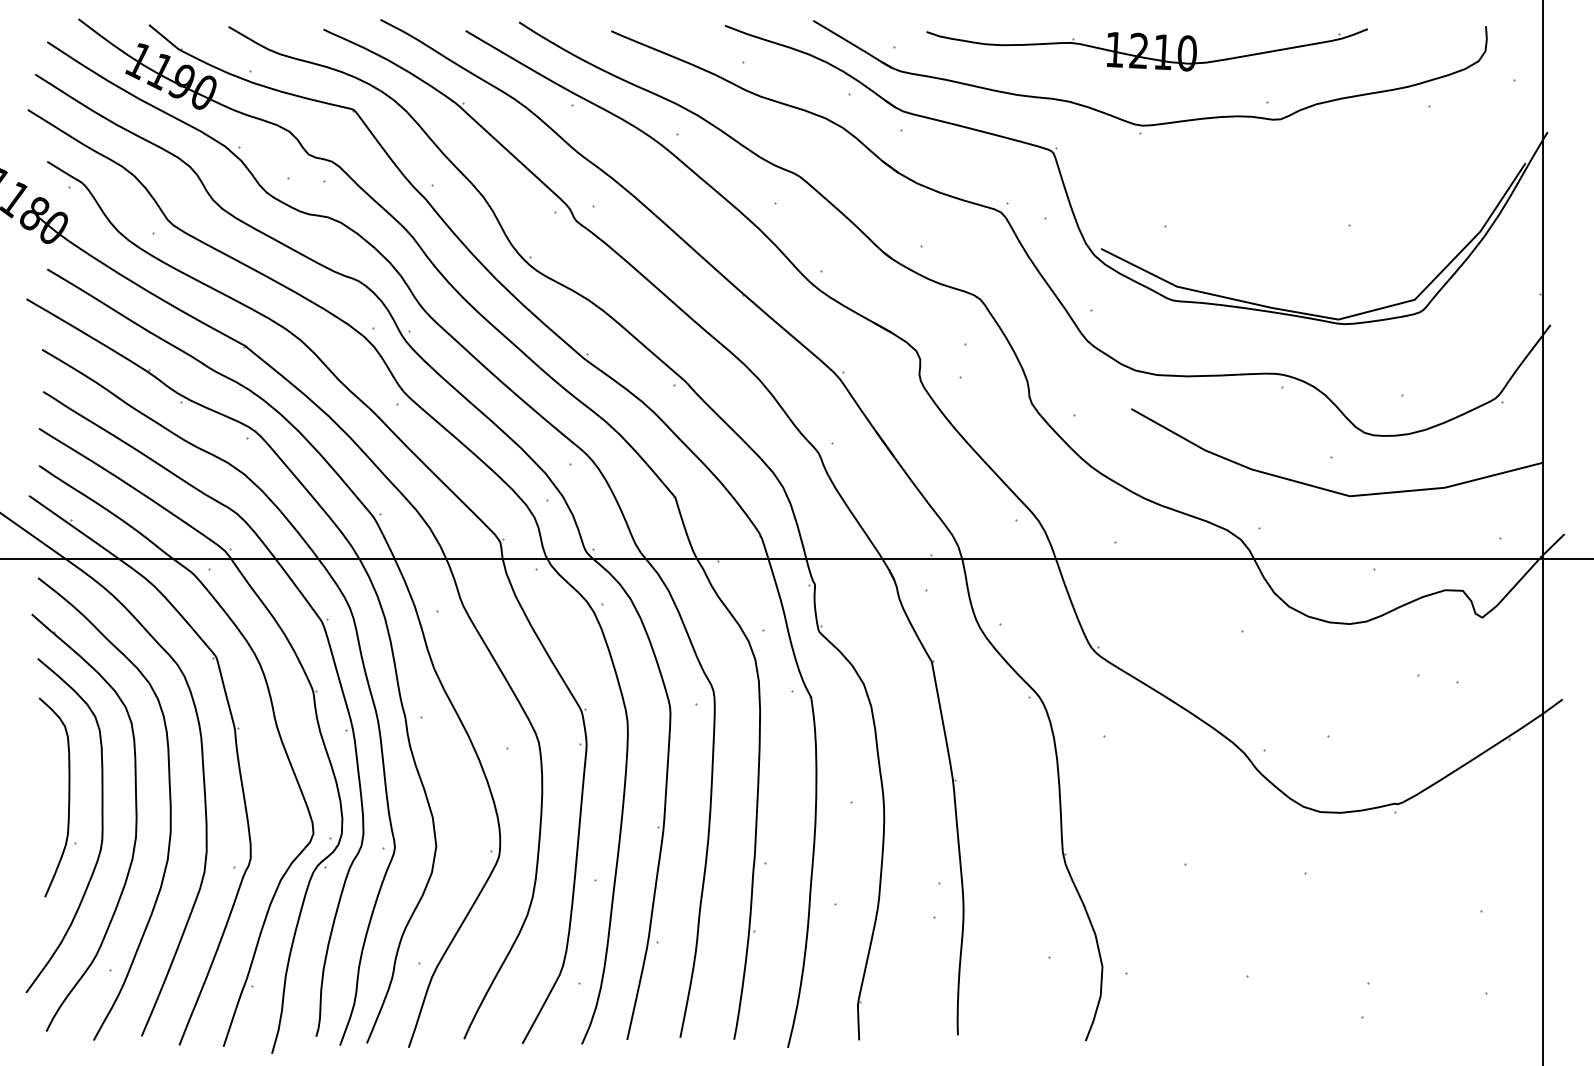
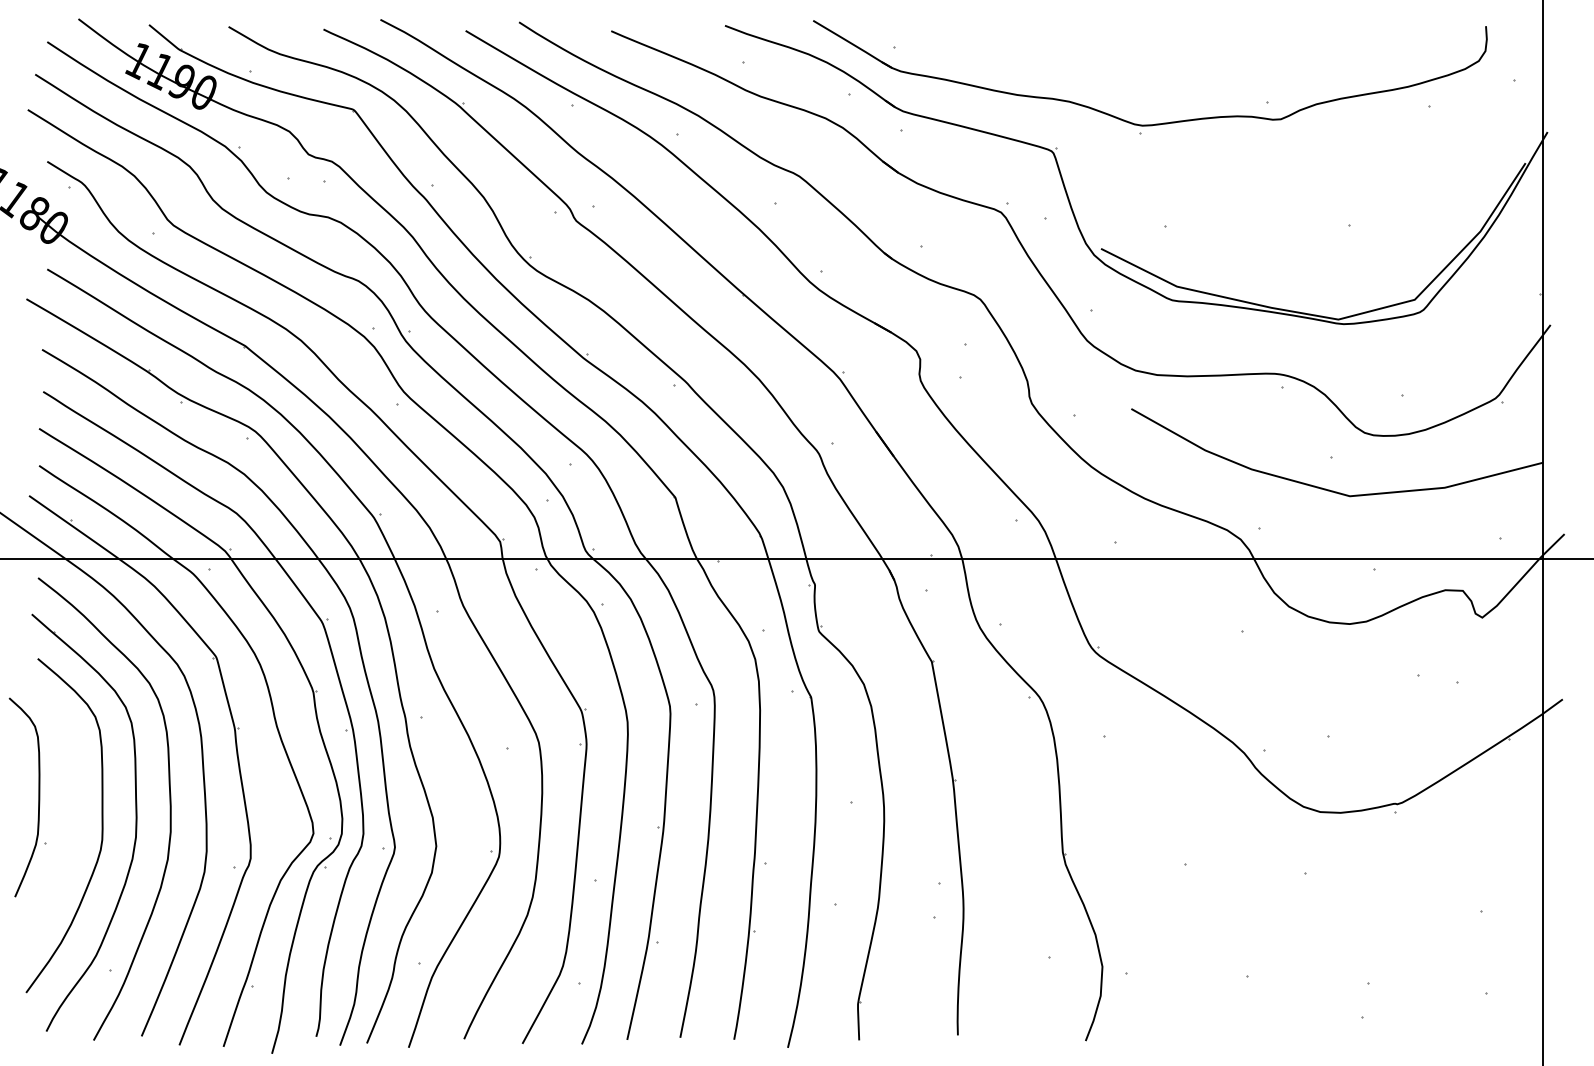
part: present -> none (1146, 49)
part position: (68, 797) -> (38, 797) (38, 797)
